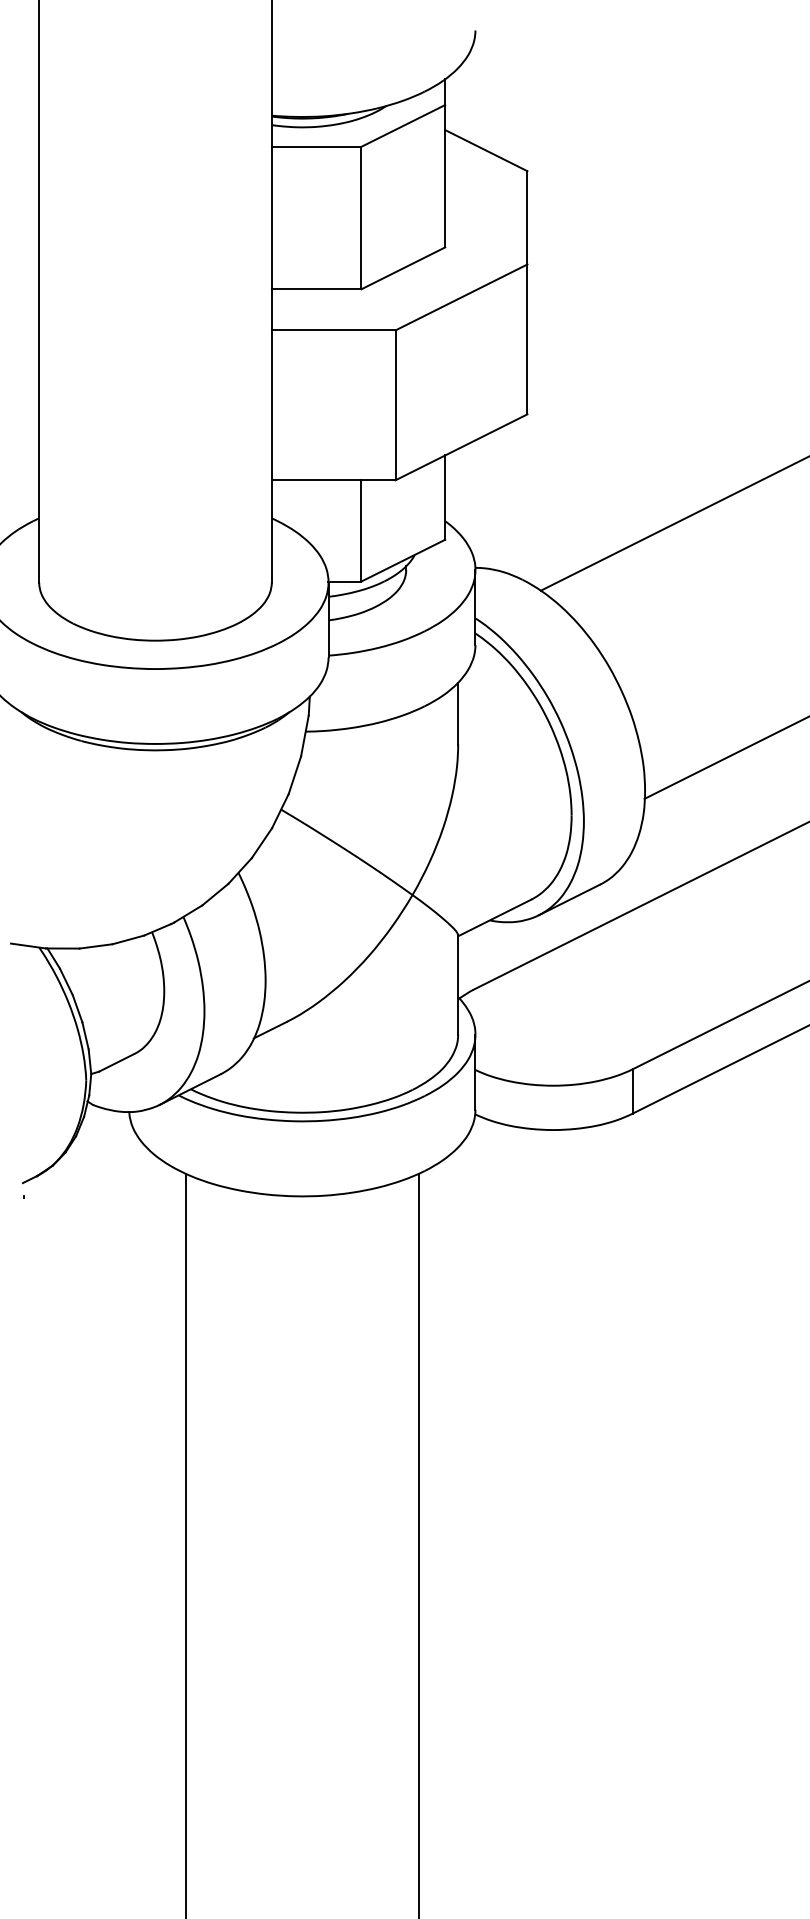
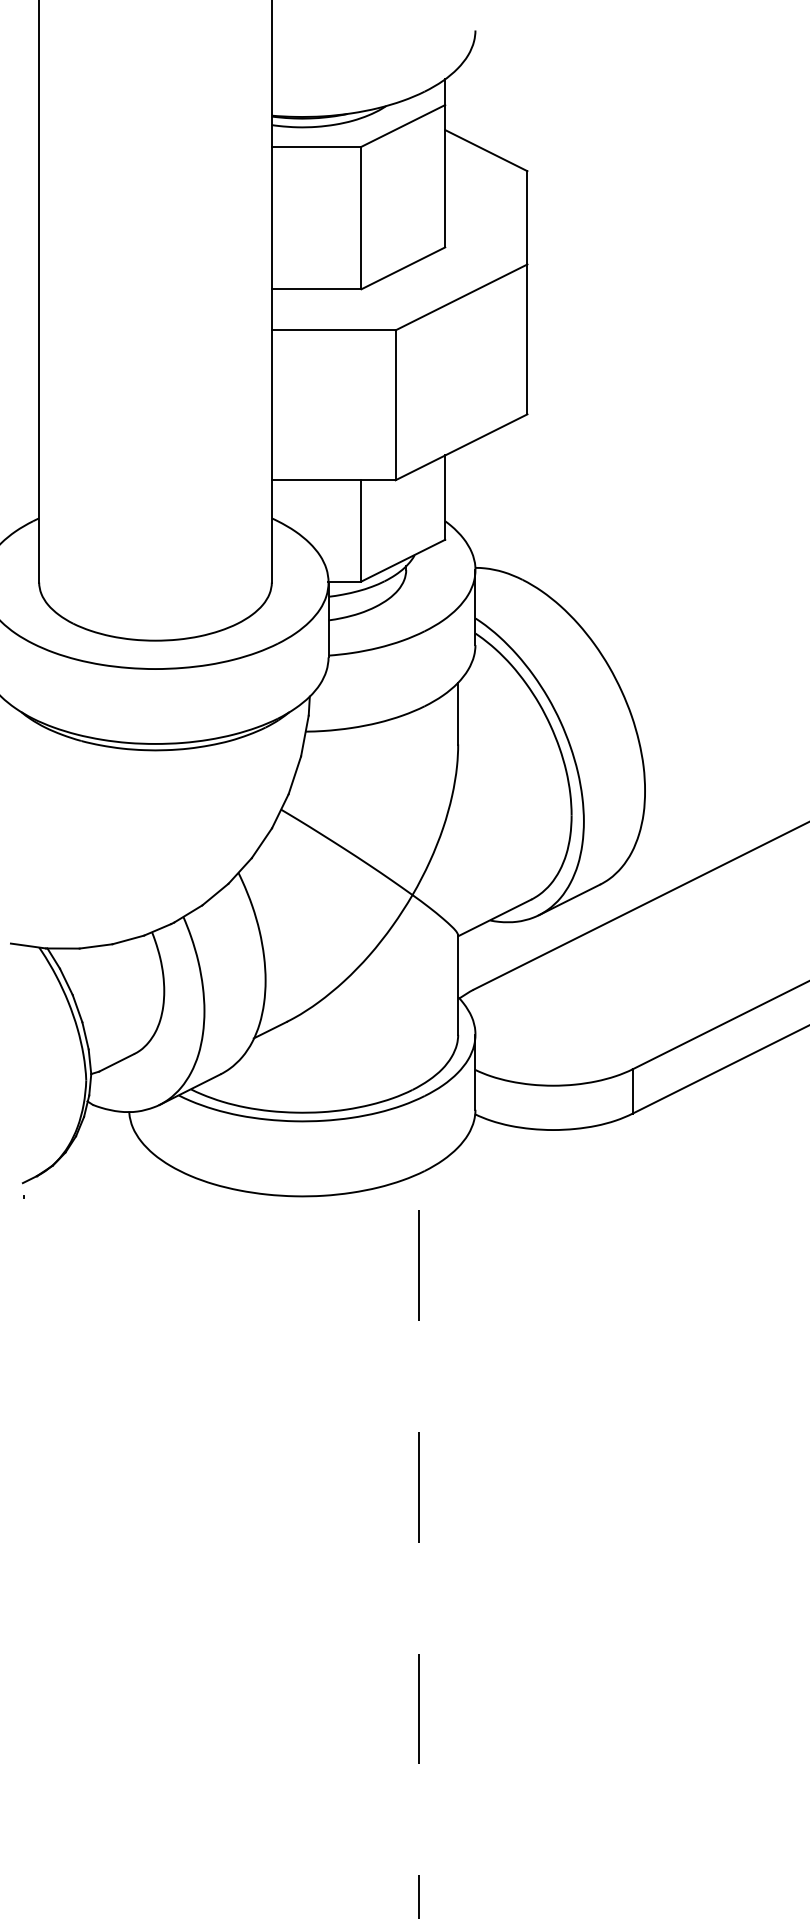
line: present -> none (673, 524)
line: present -> none (725, 757)
line: present -> none (186, 1544)
line: solid -> dashed (418, 1545)
